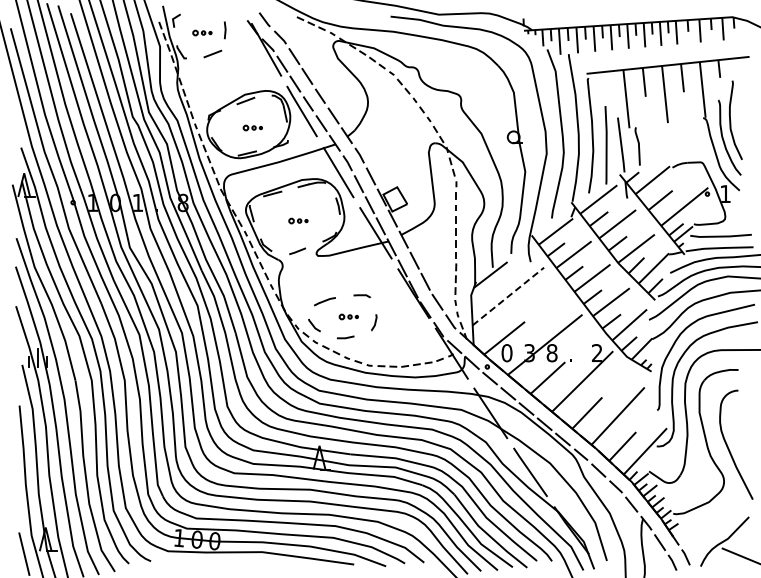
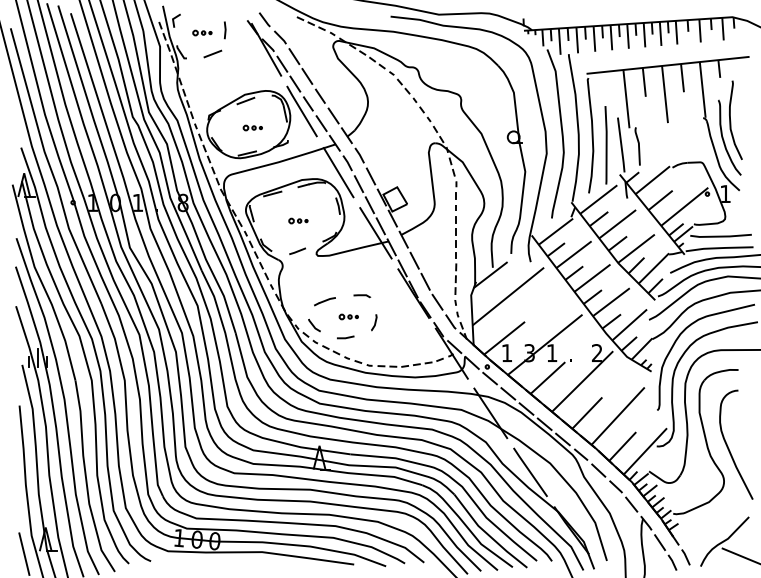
line: dashed -> solid (508, 296)
text: 0 -> 1 (506, 353)
text: 8 -> 1 (551, 353)
